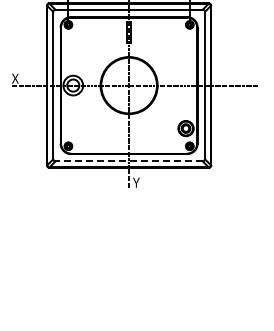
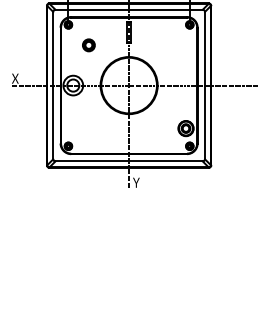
part: none -> present (88, 45)
line: dashed -> solid (129, 161)
